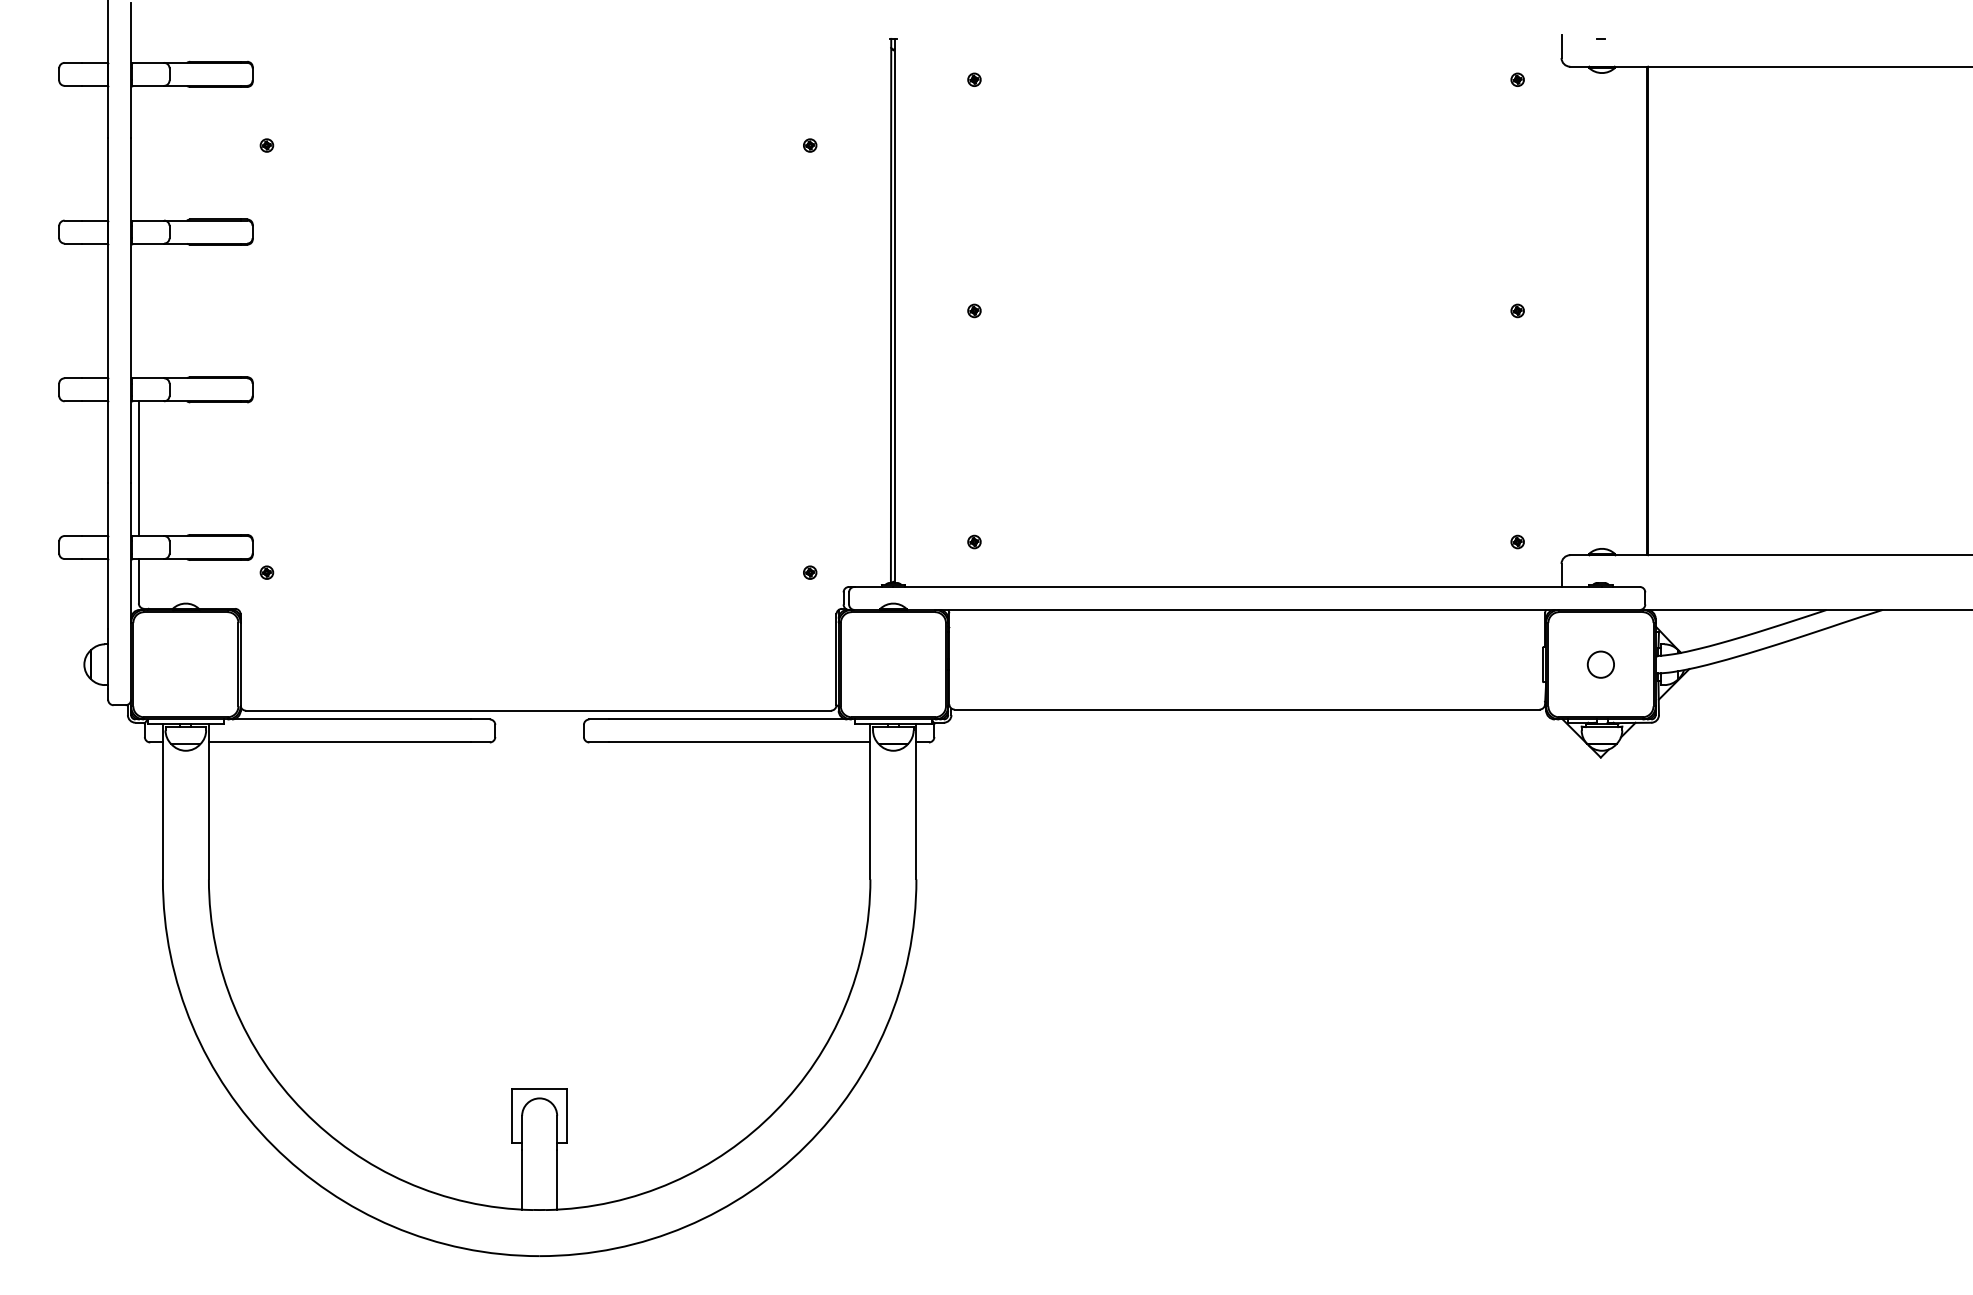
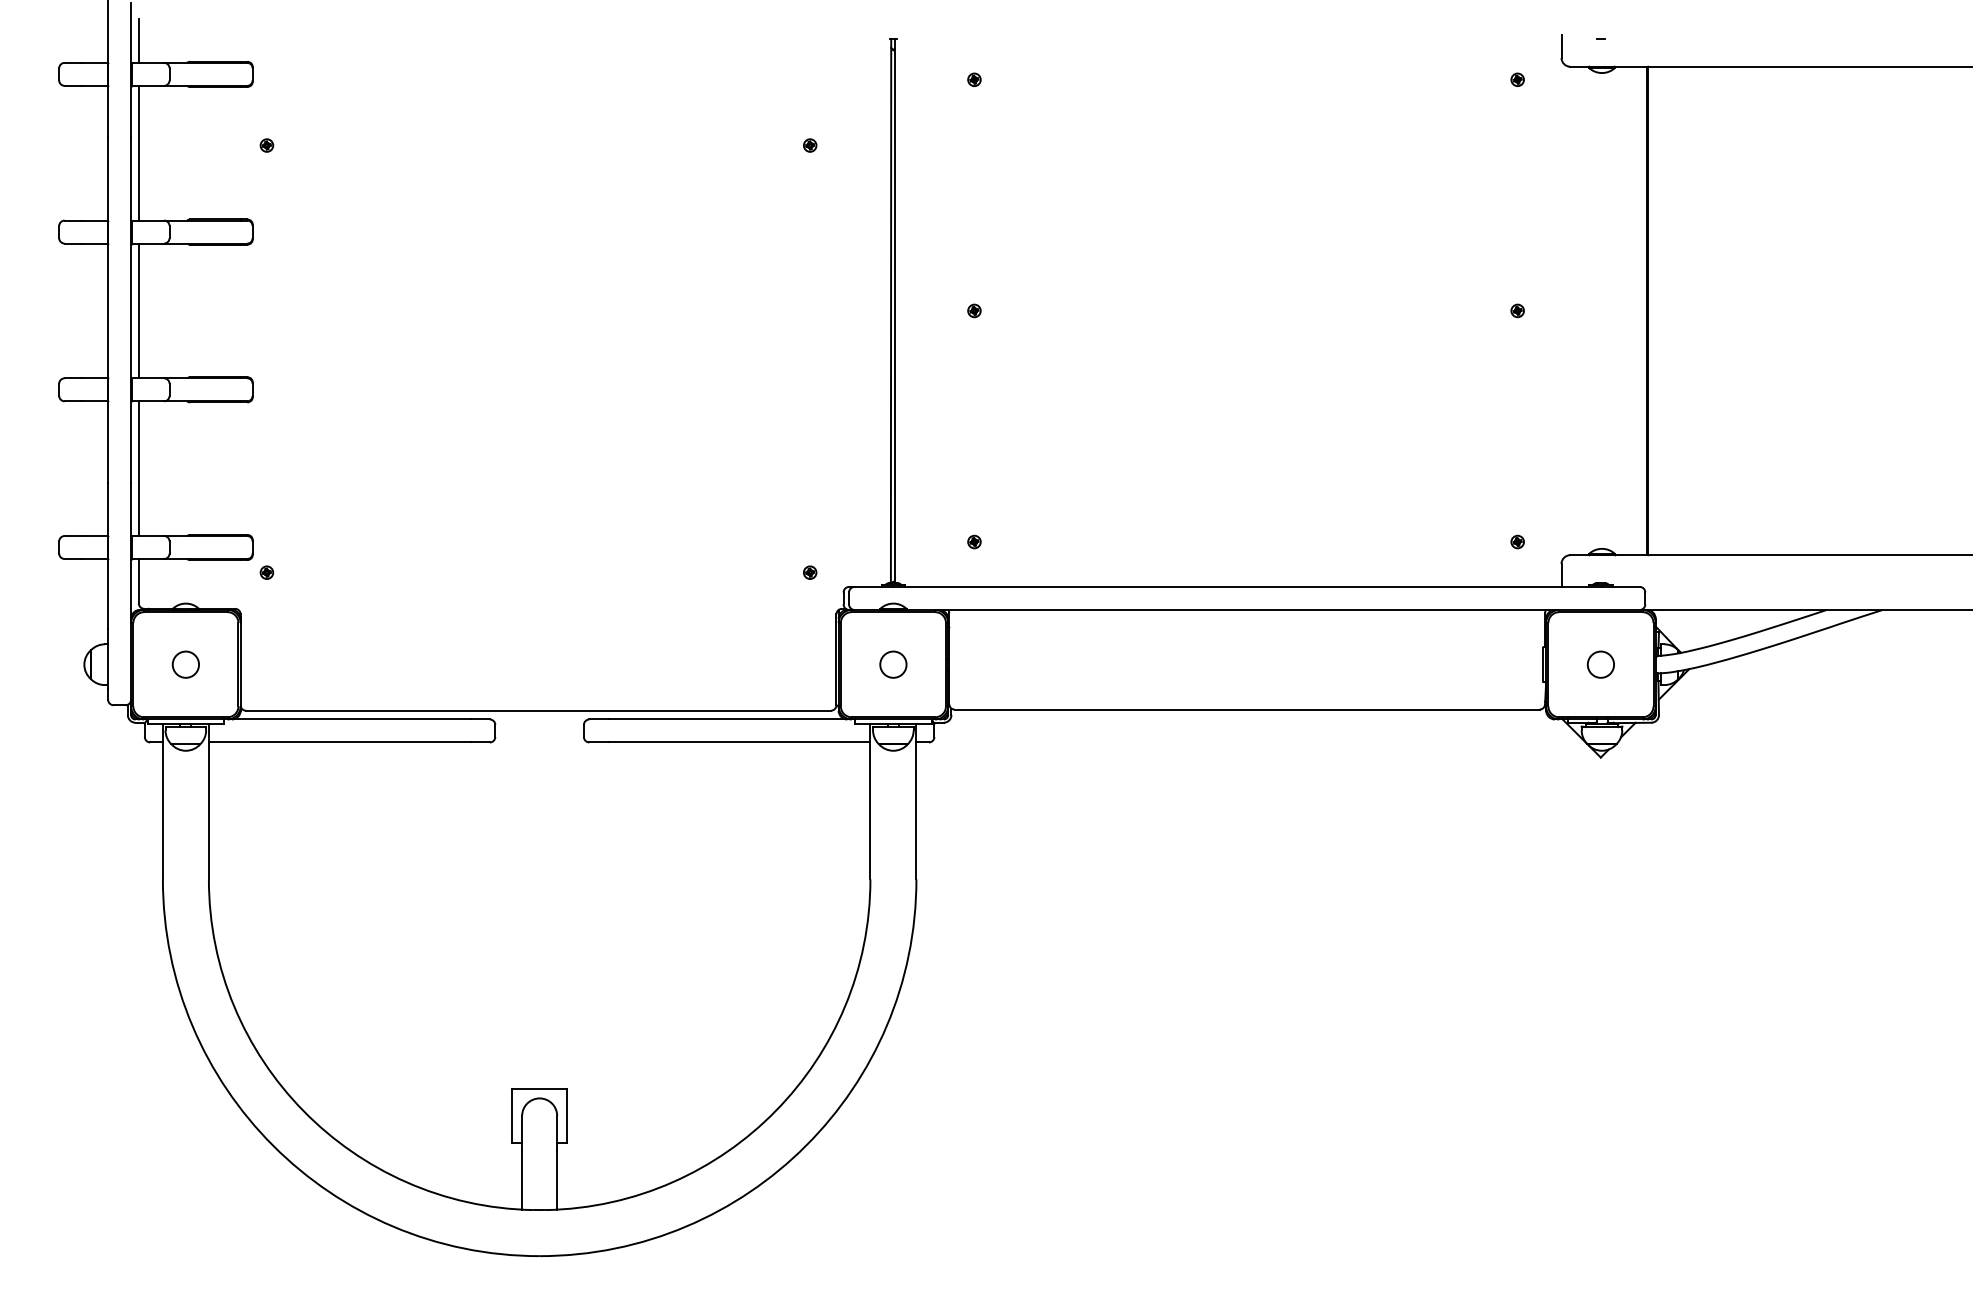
line: none -> present (138, 40)
line: none -> present (138, 152)
line: none -> present (138, 310)
circle: none -> present (185, 664)
circle: none -> present (893, 664)
